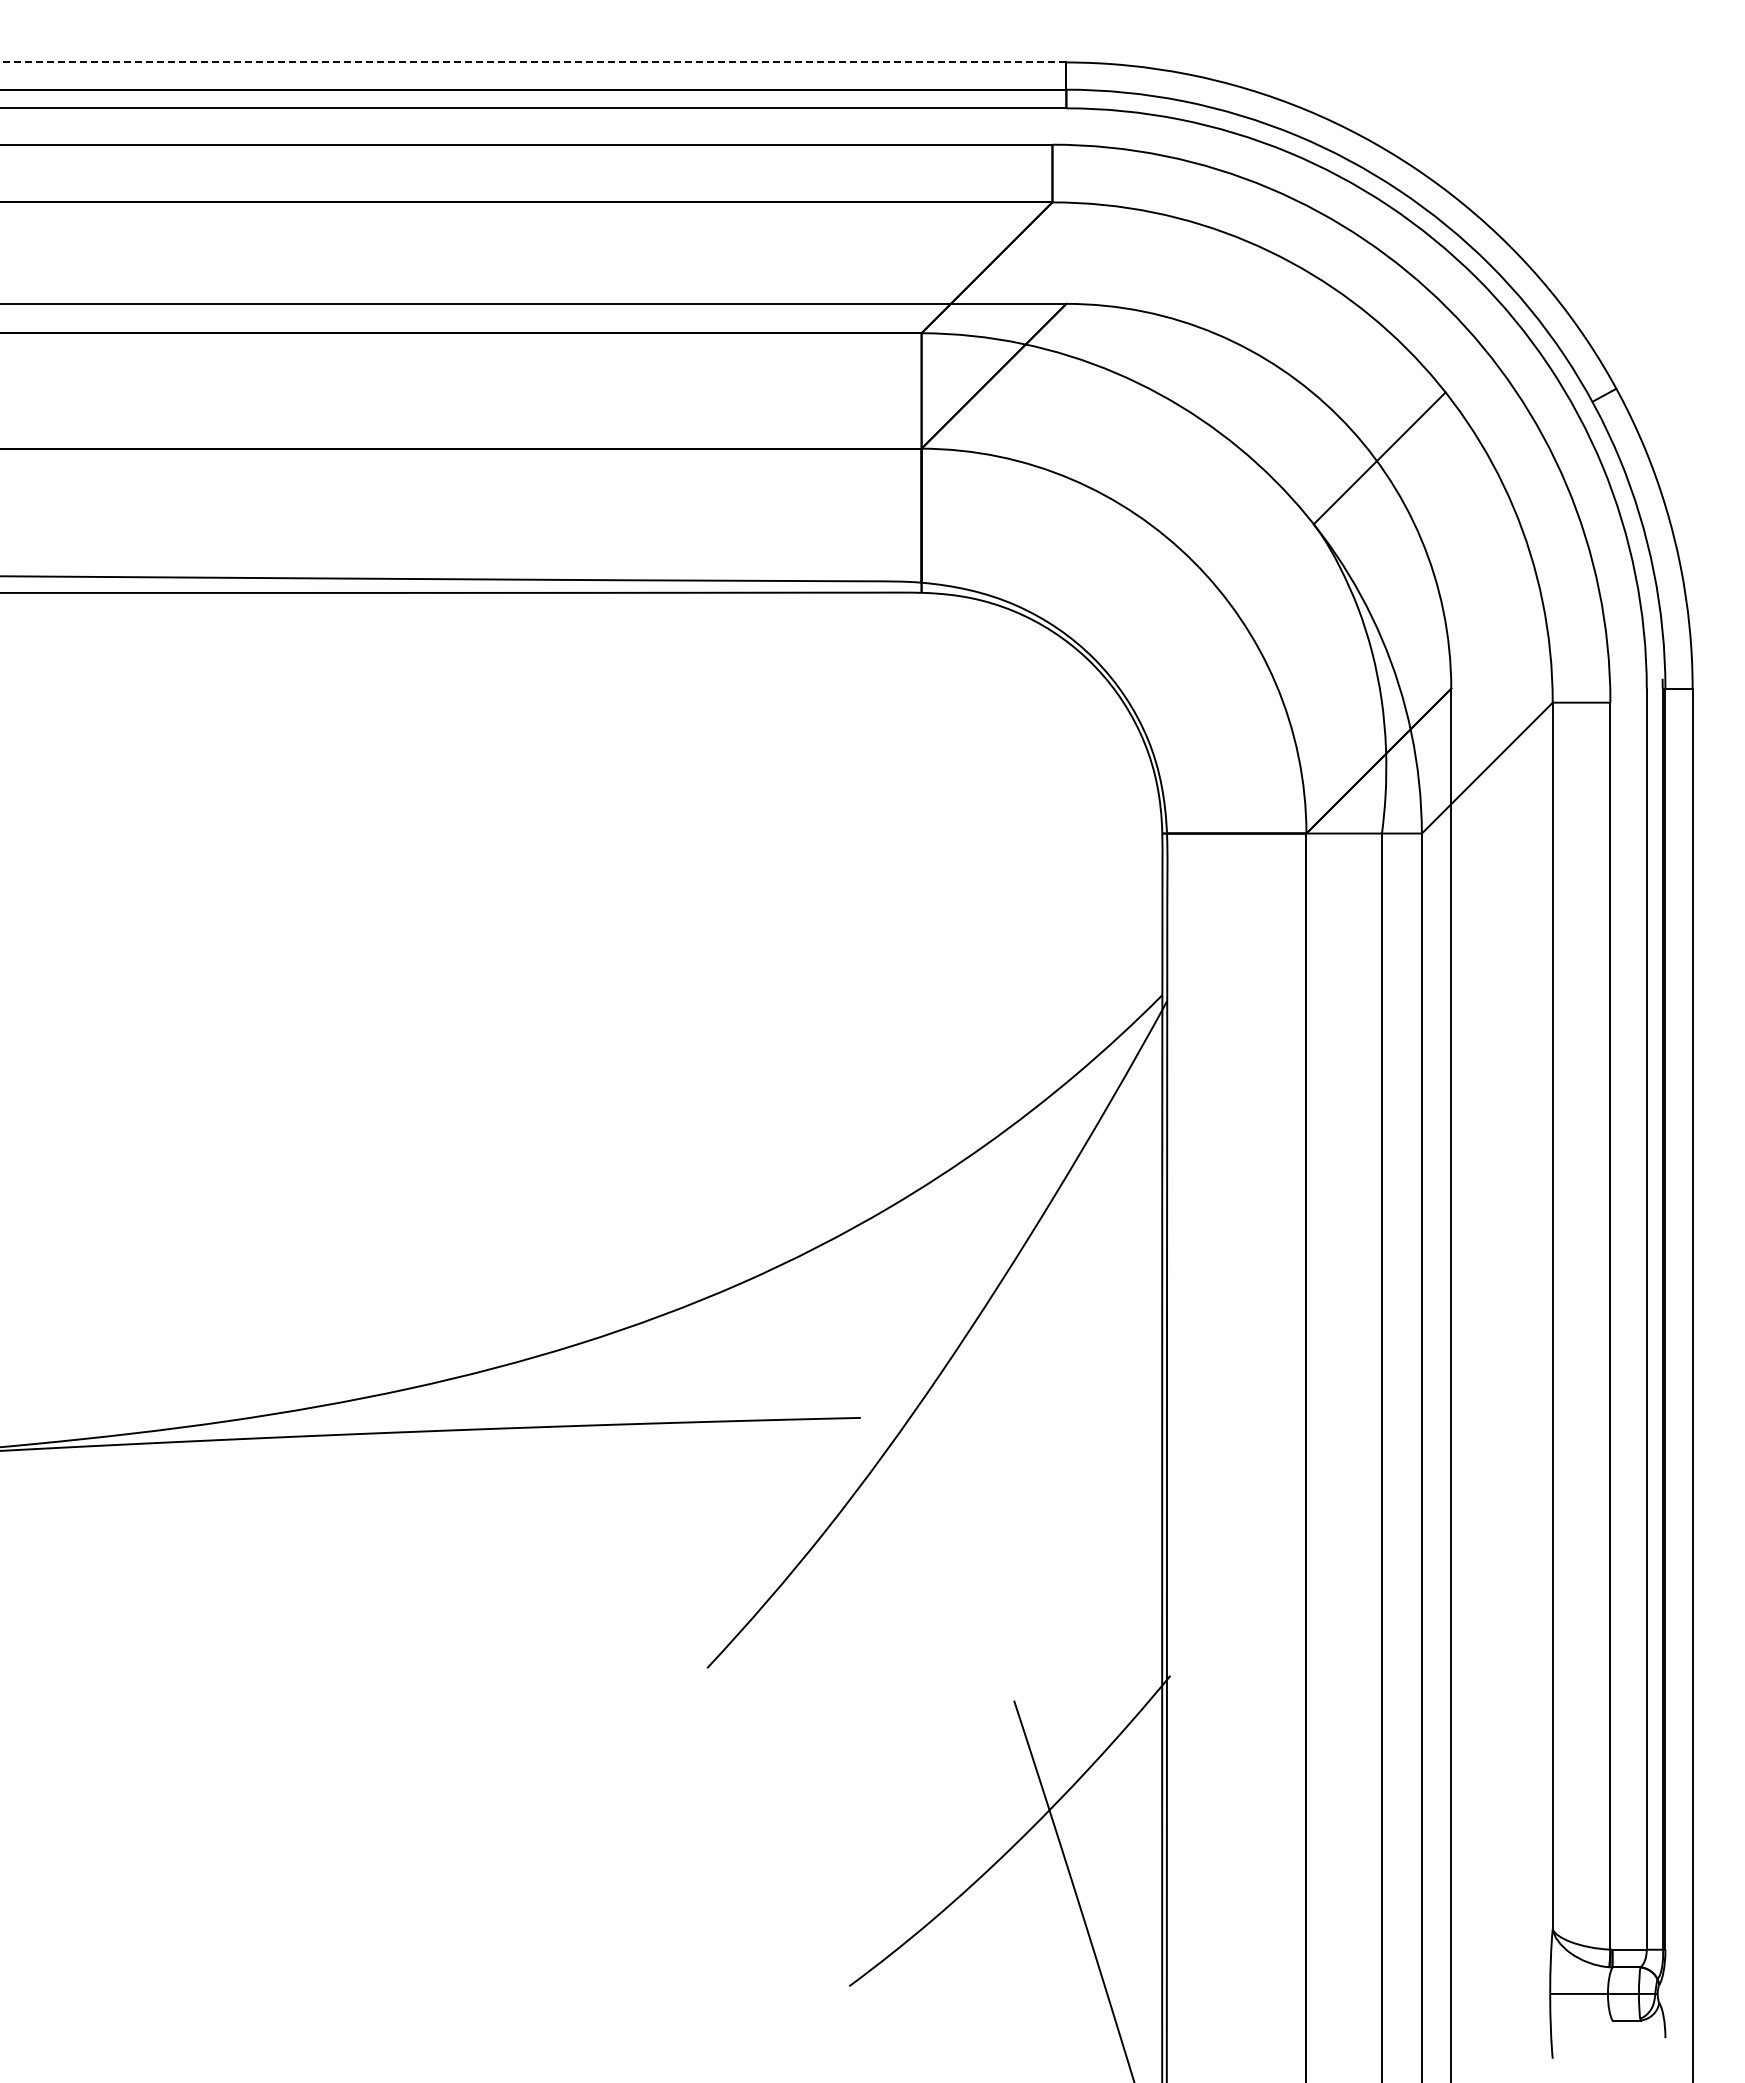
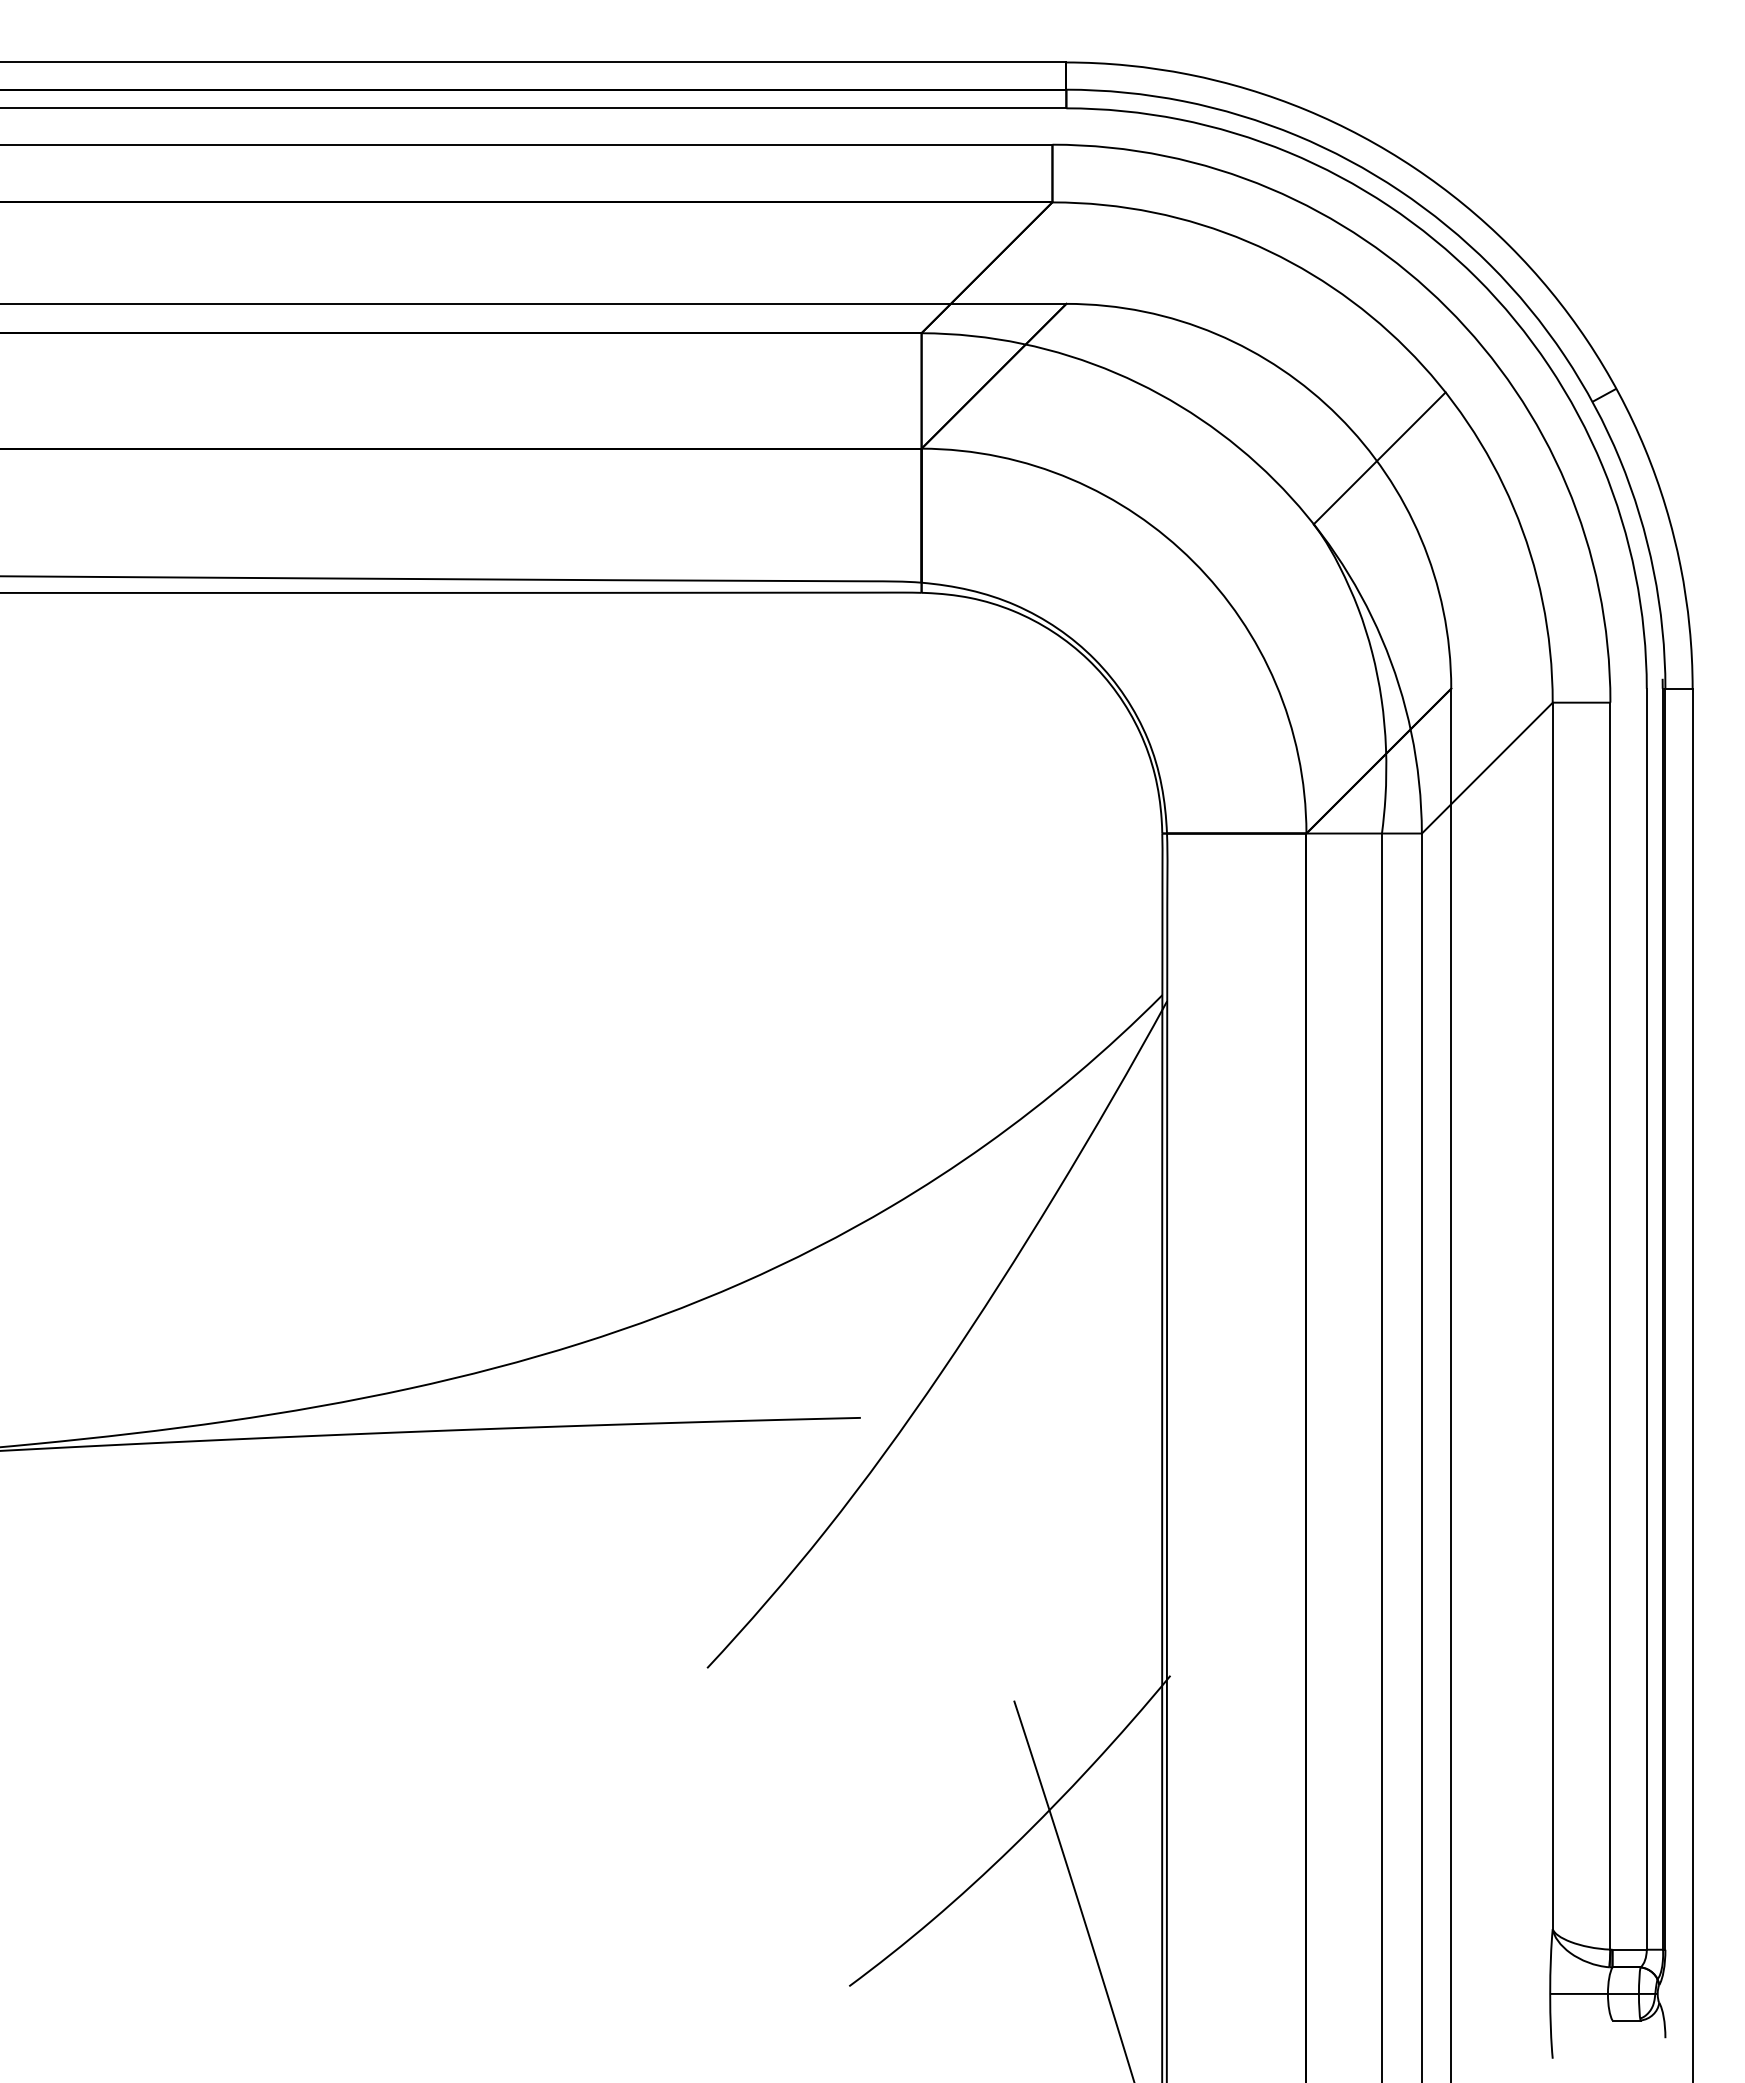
line: dashed -> solid (533, 62)
